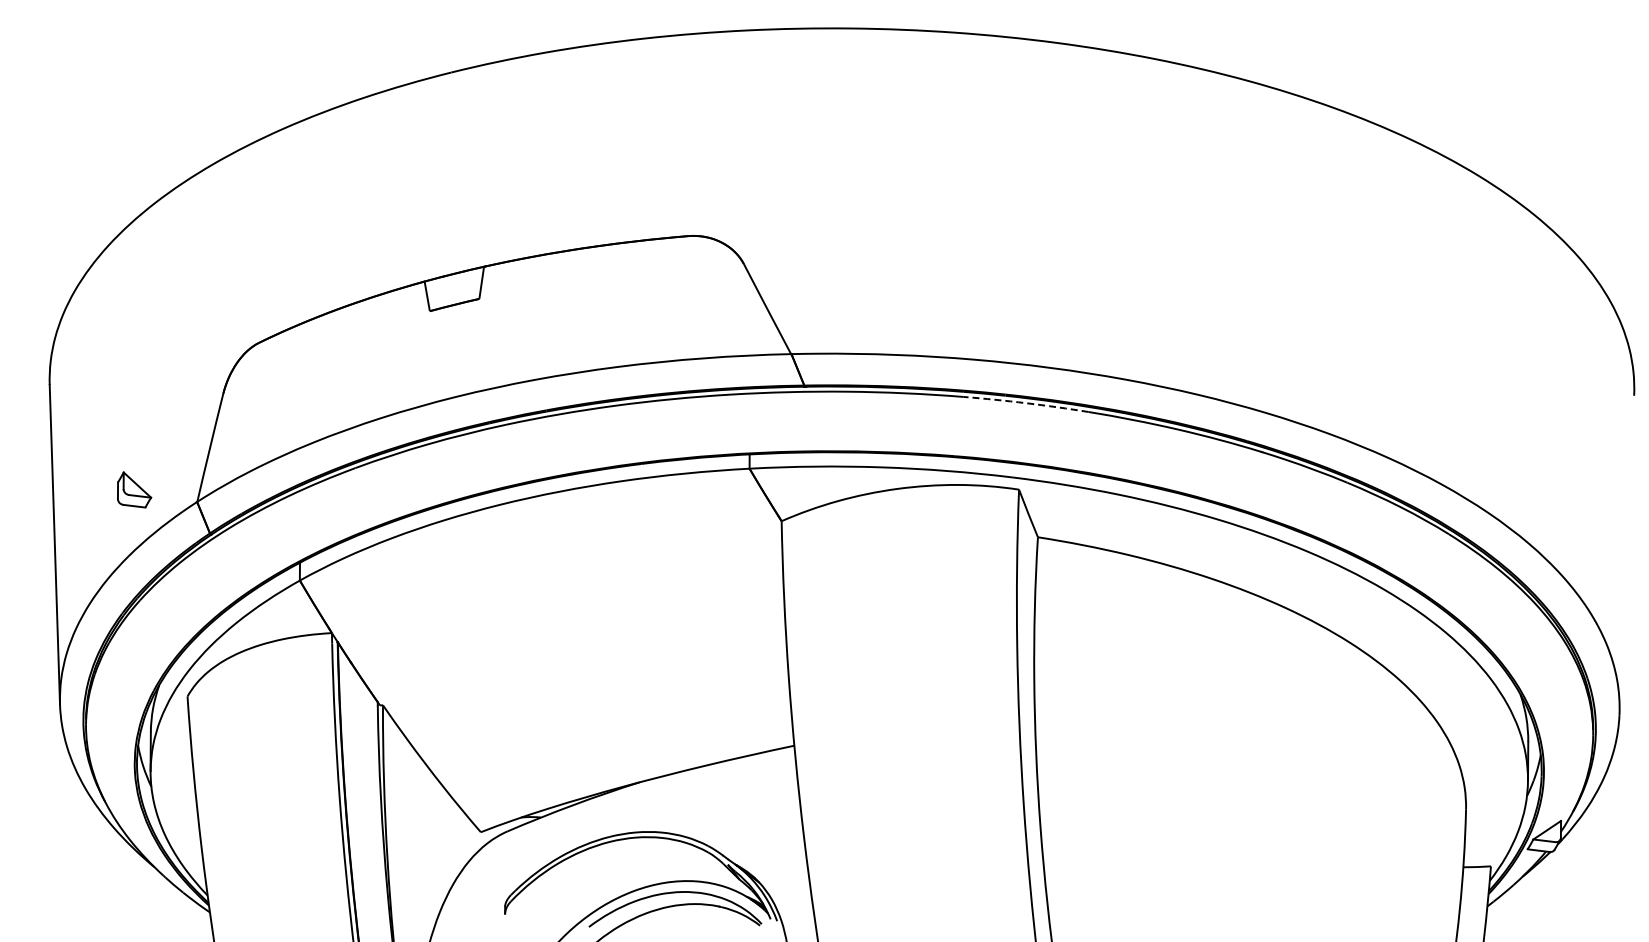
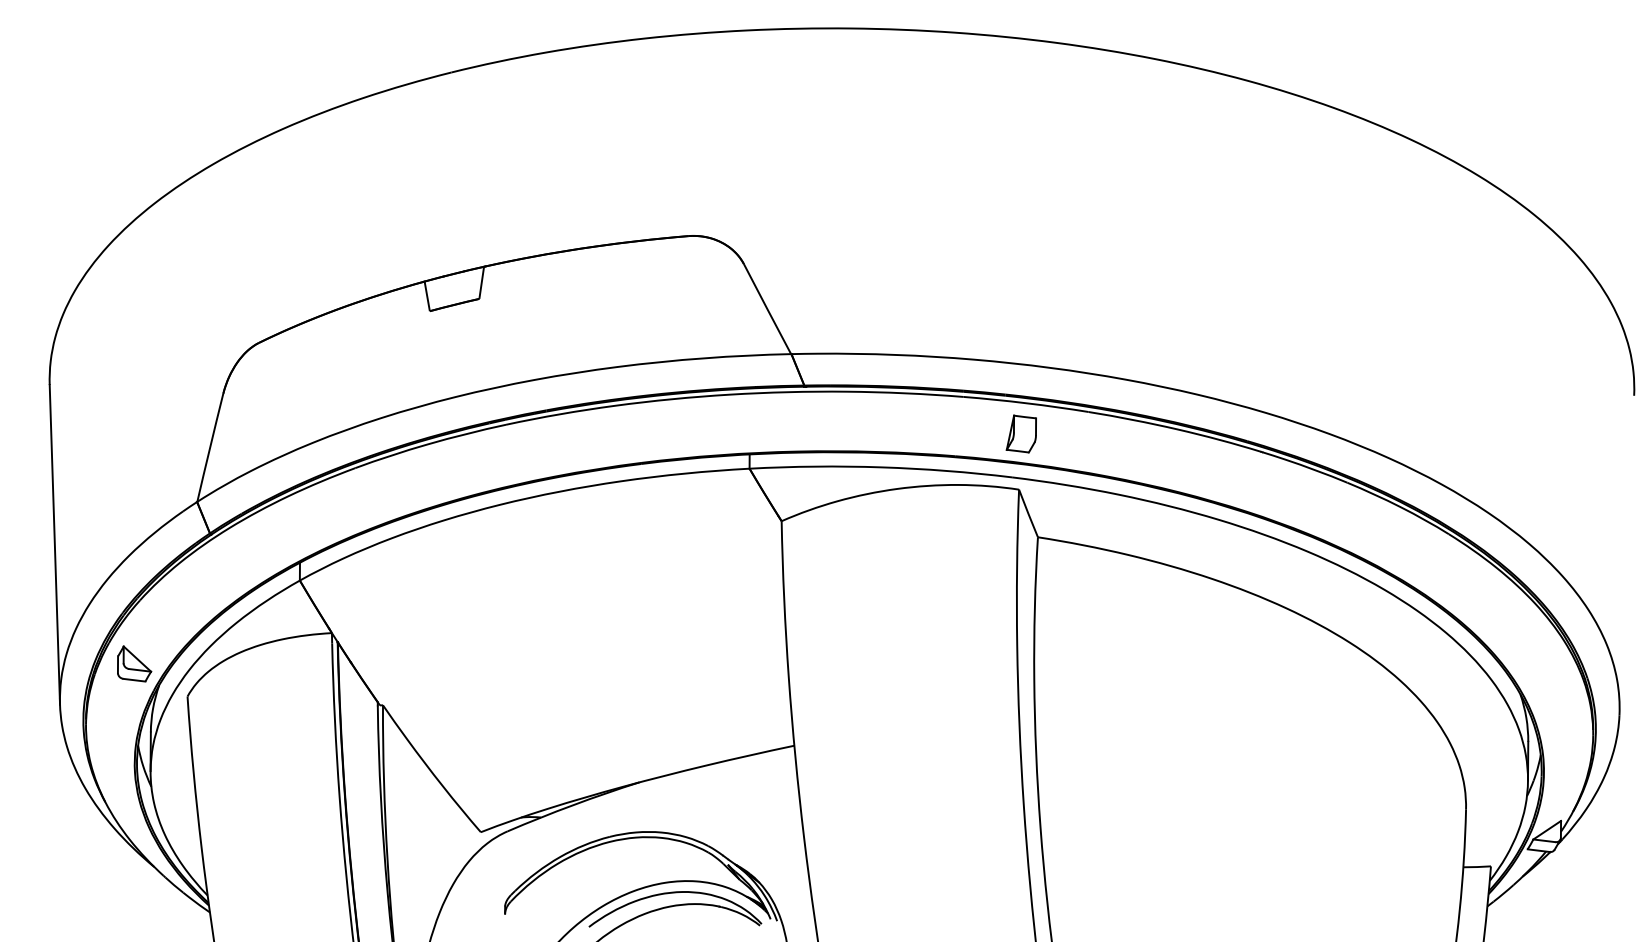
arc: dashed -> solid (1026, 403)
part: none -> present (1020, 433)
part position: (134, 489) -> (134, 663) (134, 663)
